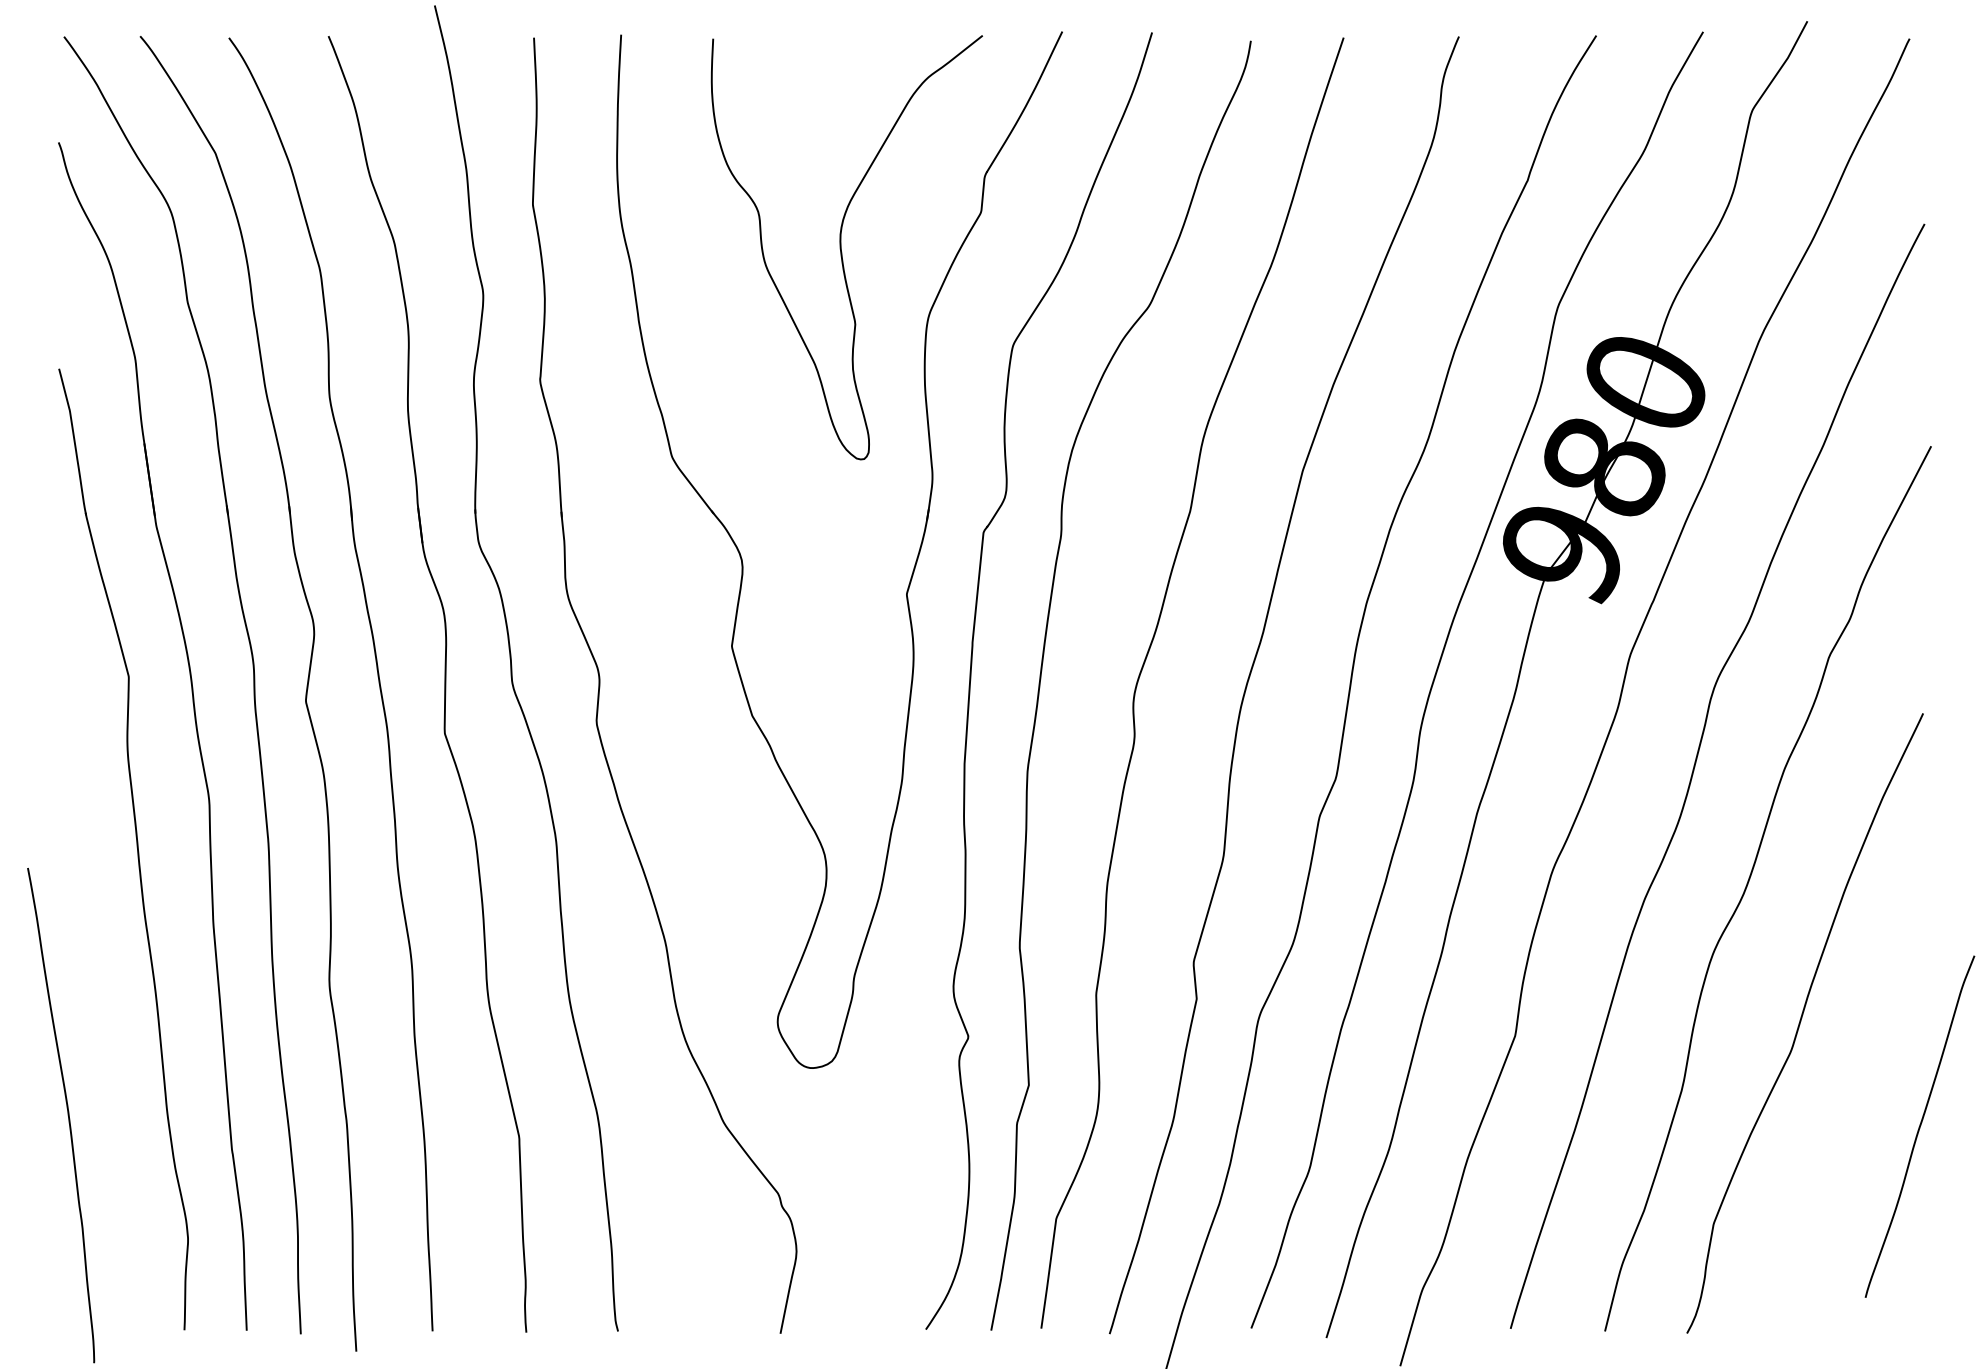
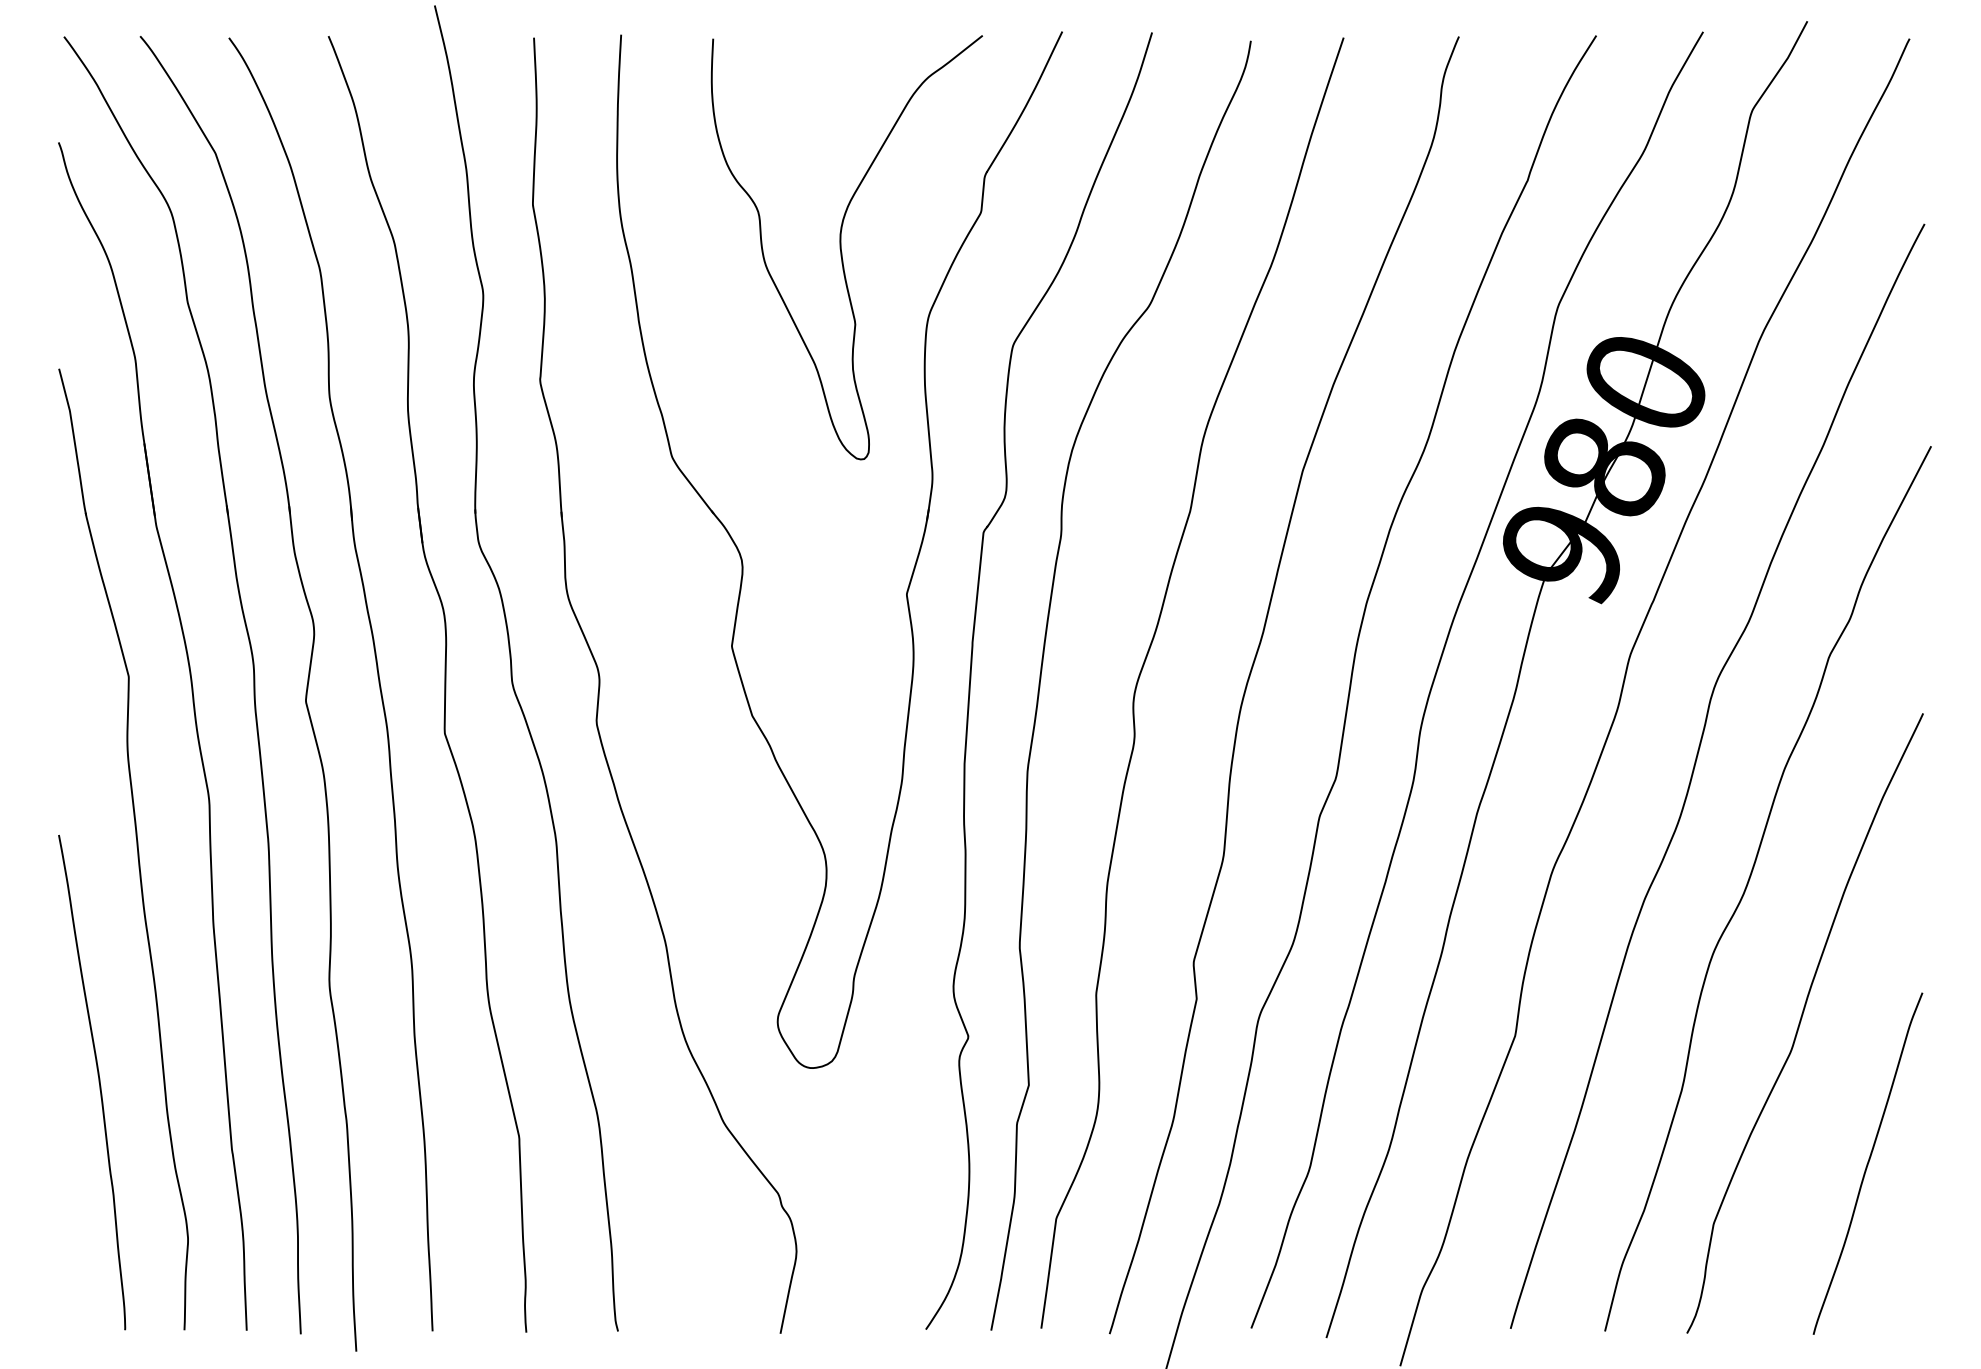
curve position: (67, 1115) -> (98, 1082) (98, 1082)
curve position: (1919, 1126) -> (1867, 1163) (1867, 1163)
